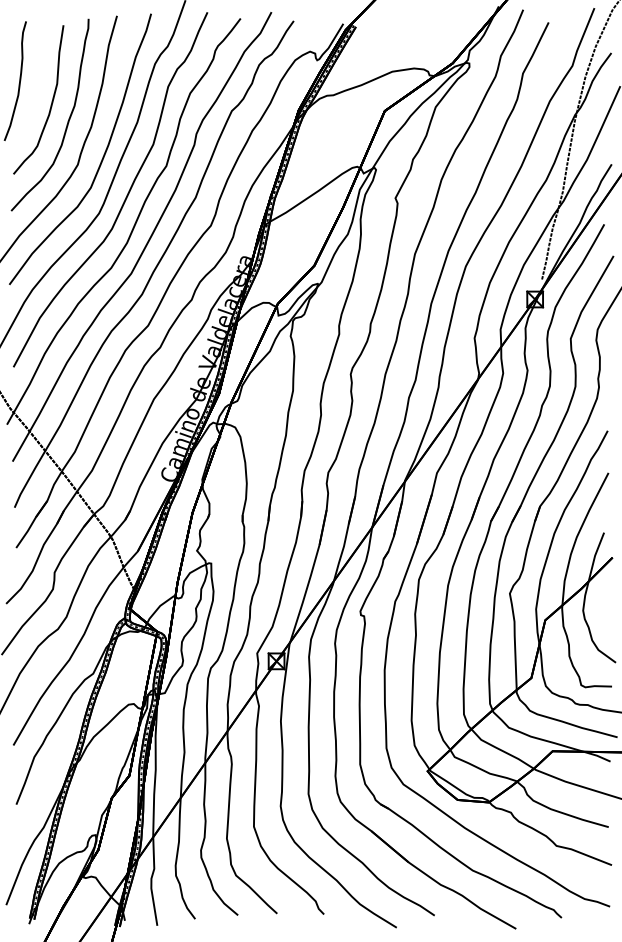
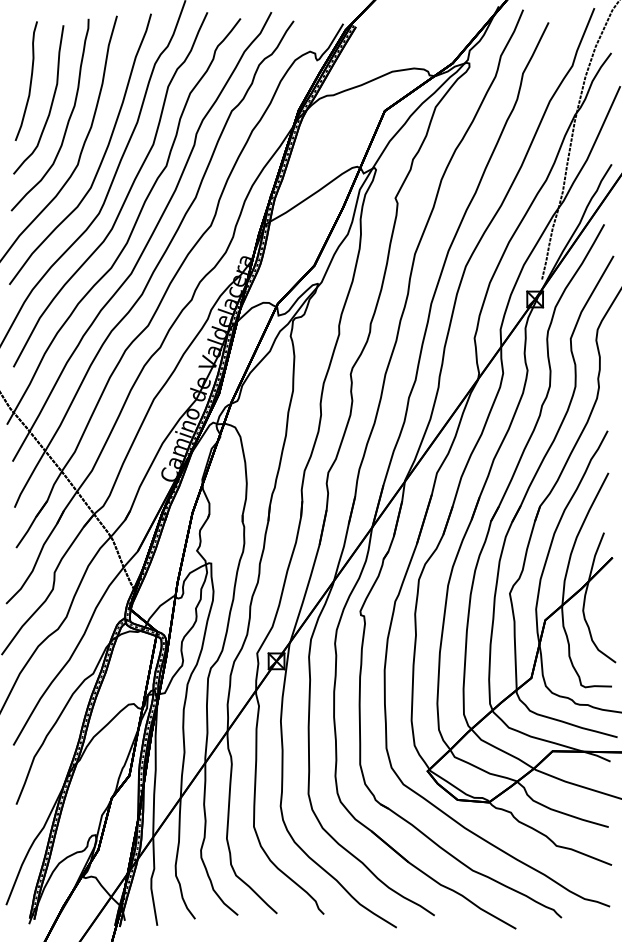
curve position: (19, 80) -> (30, 80) (30, 80)
